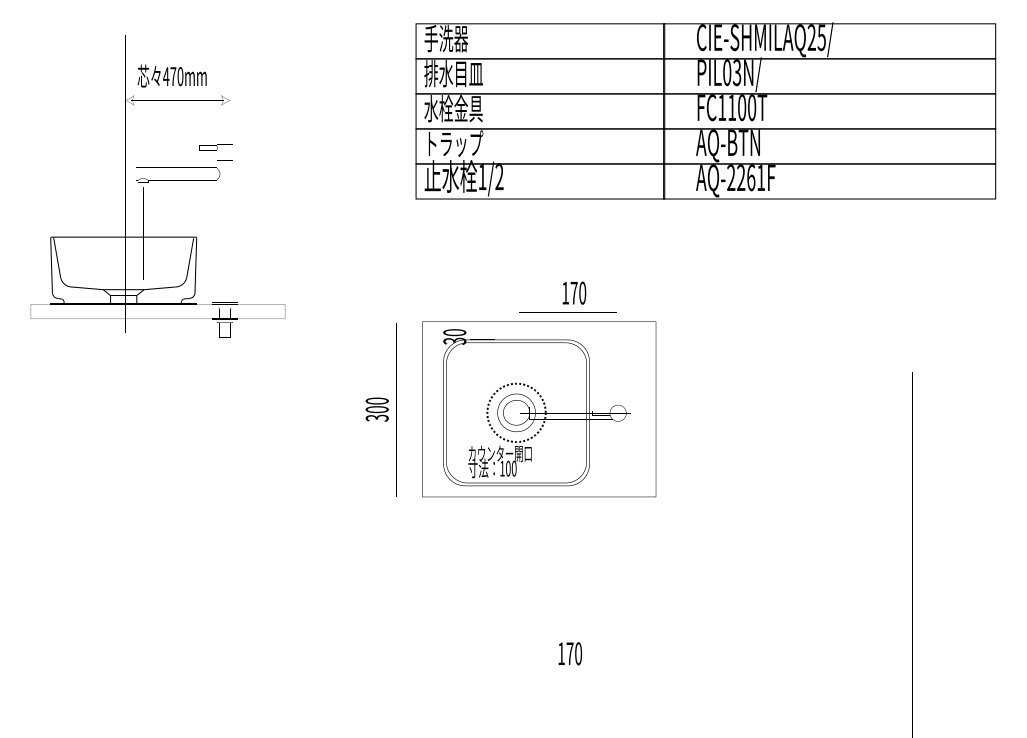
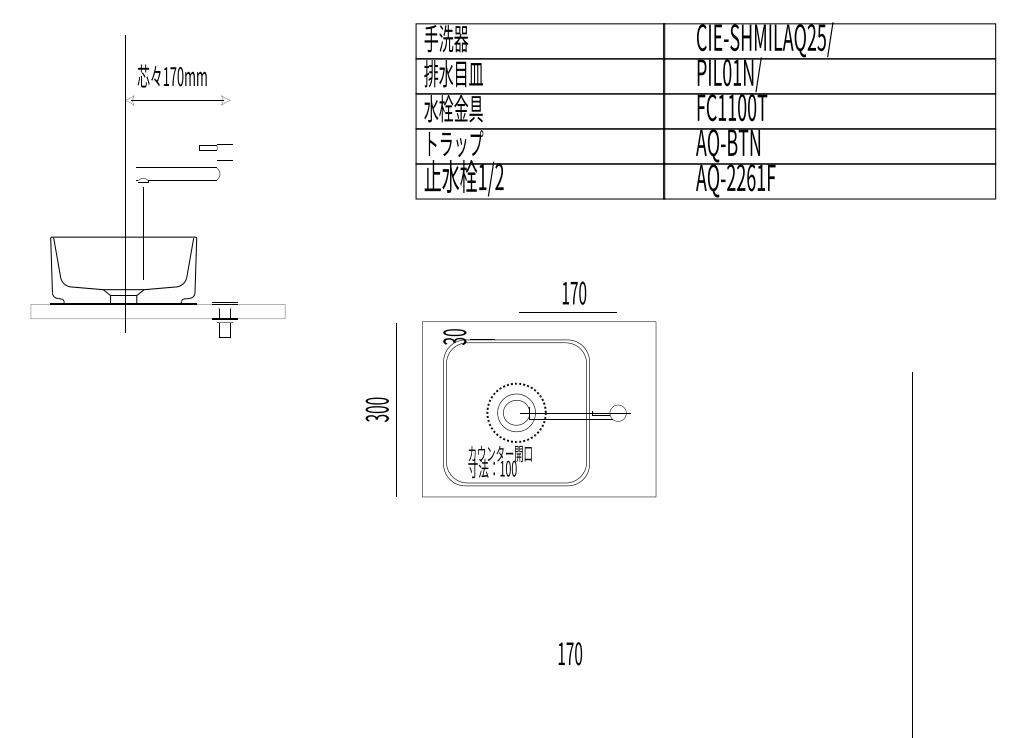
text: PIL03N/ -> PIL01N/ (736, 72)
text: 470mm -> 170mm (166, 76)
